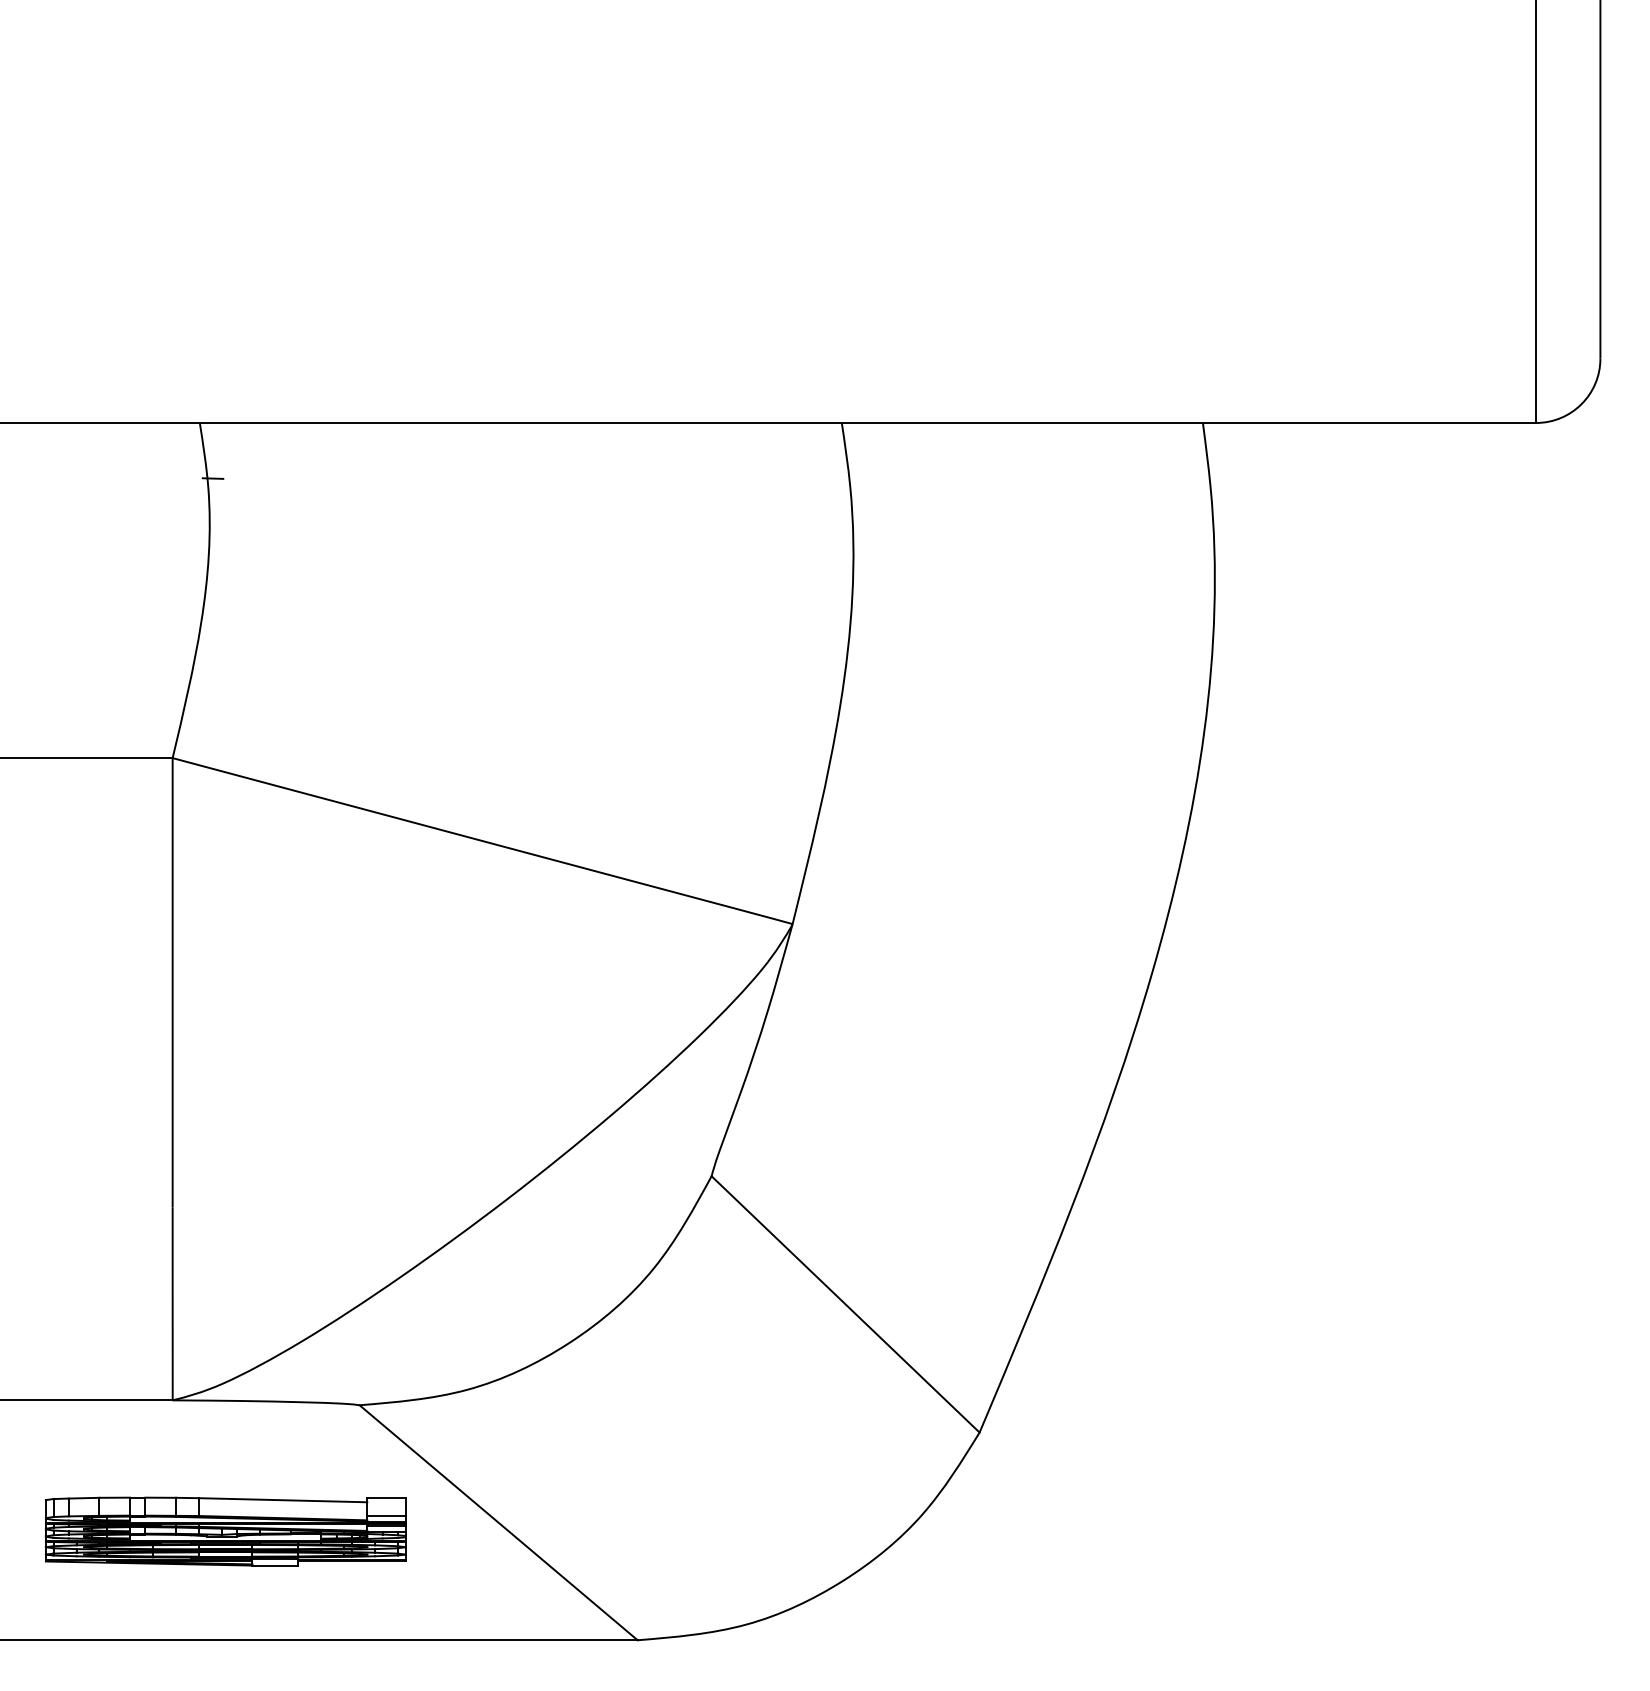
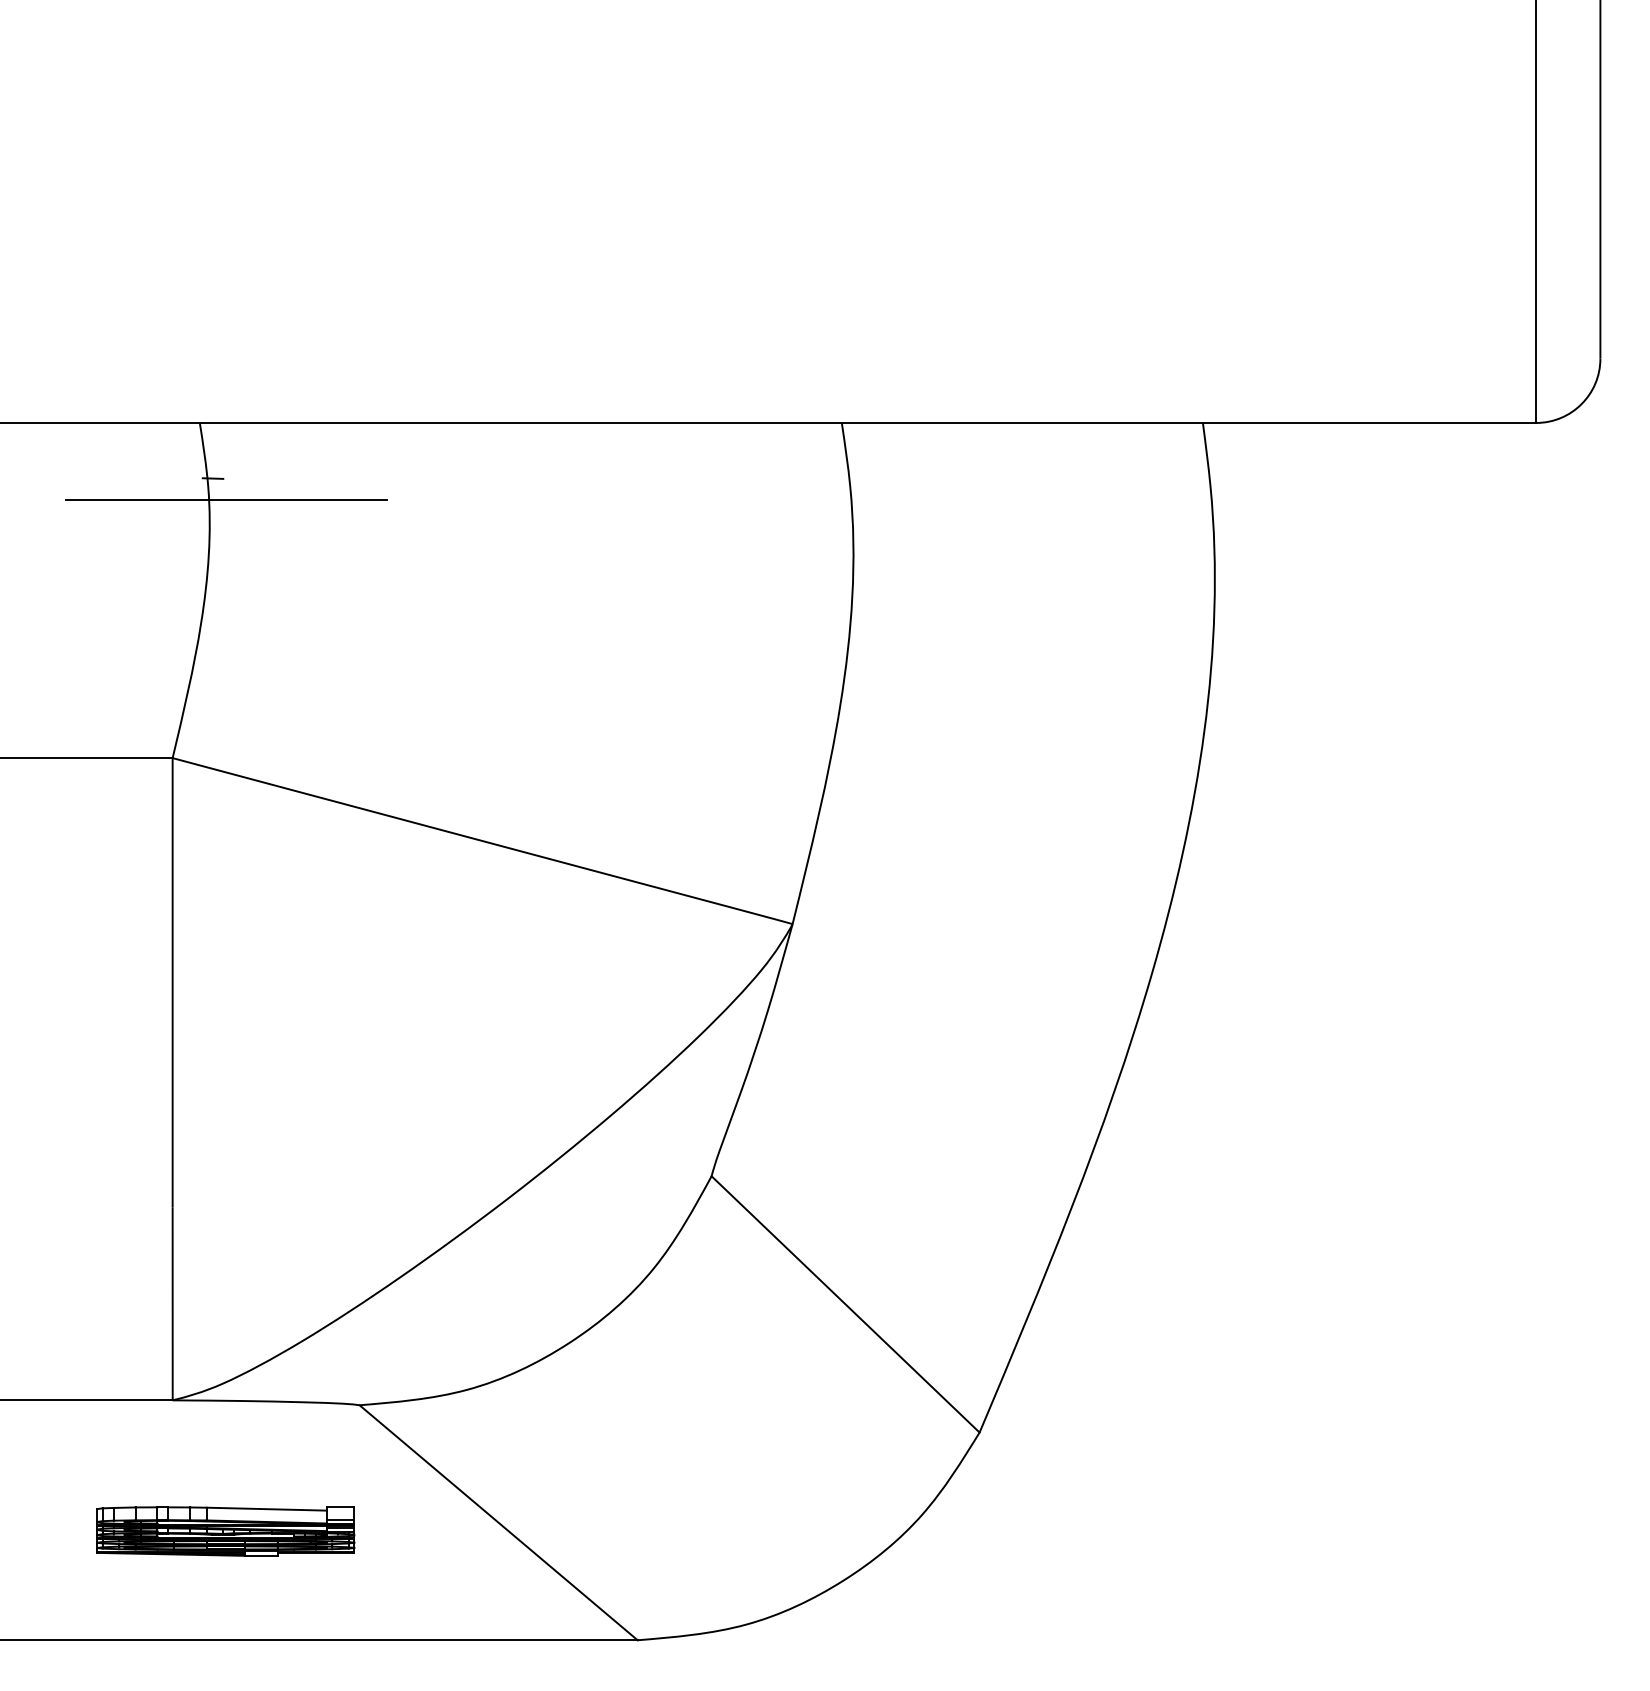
line: none -> present (226, 500)
part size: 363x71 px -> 260x51 px (225, 1531)
